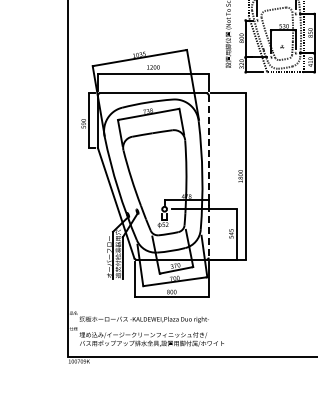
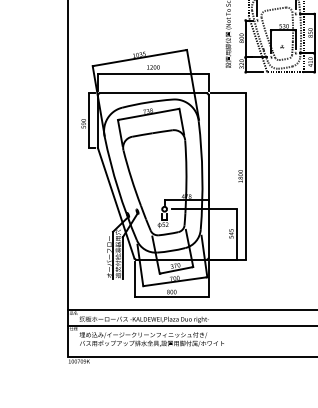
line: dashed -> solid (208, 177)
line: none -> present (191, 310)
line: none -> present (191, 325)
